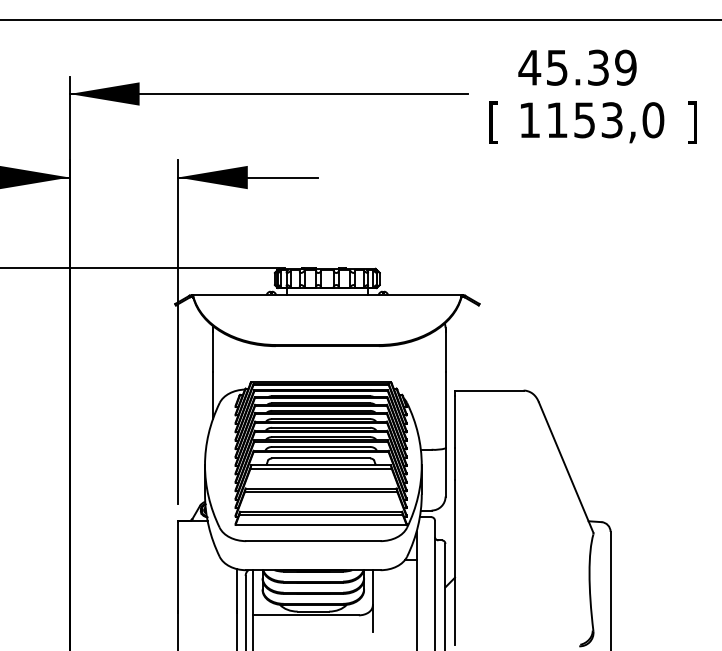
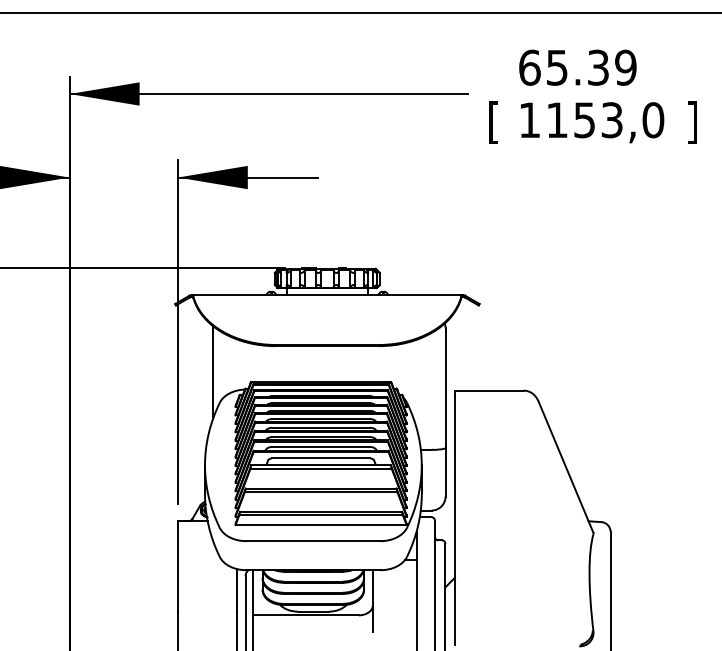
line position: (360, 19) -> (360, 13) (360, 13)
text: 45.39 -> 65.39 (529, 67)
